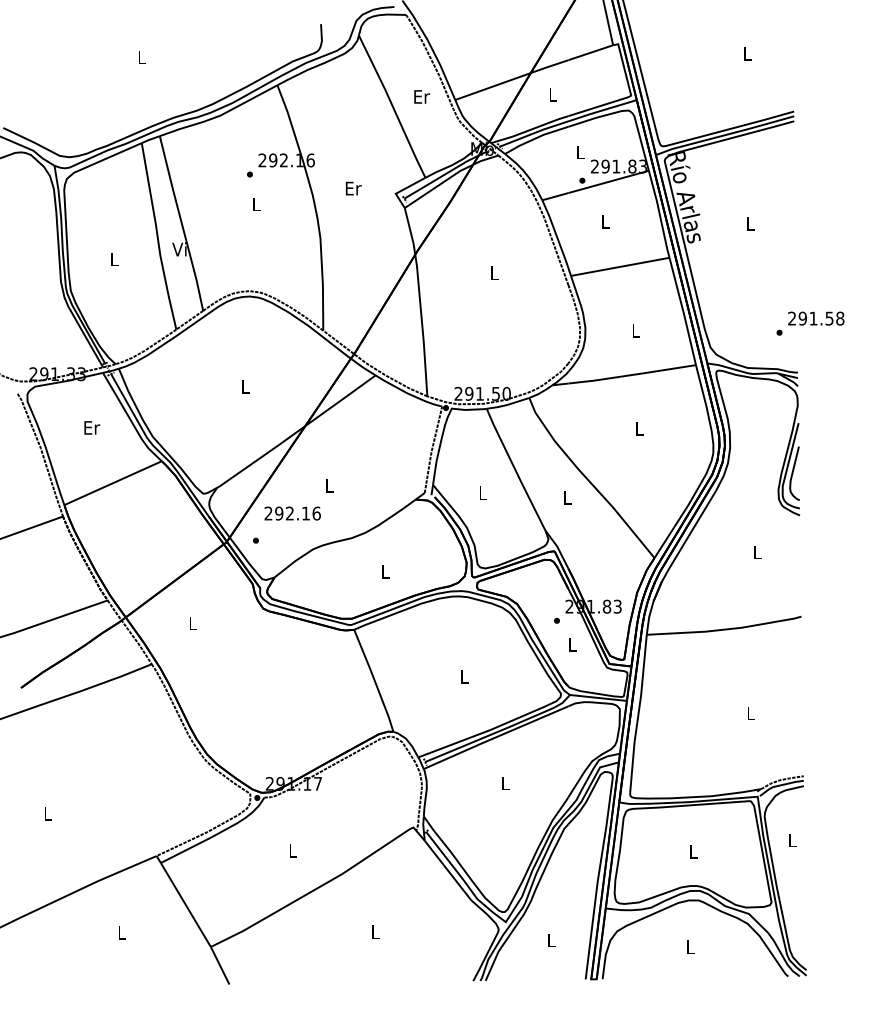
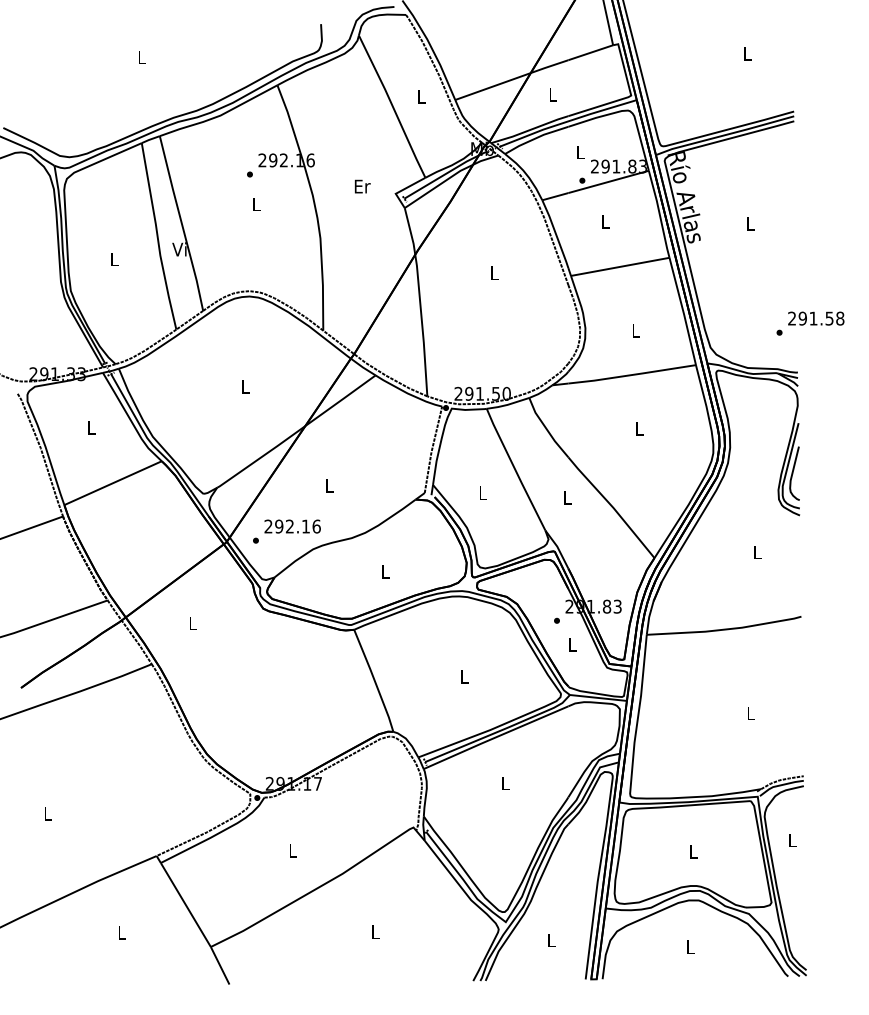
text: Er -> L (422, 96)
text position: (353, 188) -> (362, 186) (362, 186)
text: Er -> L (92, 427)
text position: (292, 513) -> (292, 526) (292, 526)
